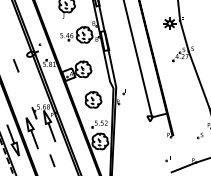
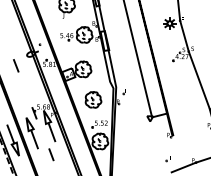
part: present -> none (200, 135)
line position: (52, 160) -> (51, 154) (51, 154)
